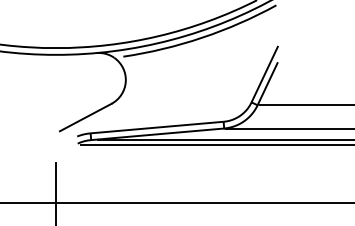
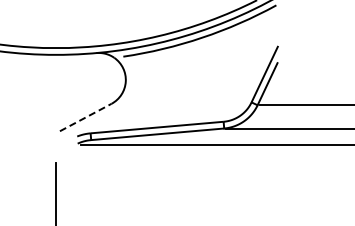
line: solid -> dashed (86, 117)
line: present -> none (224, 140)
line: present -> none (176, 202)
